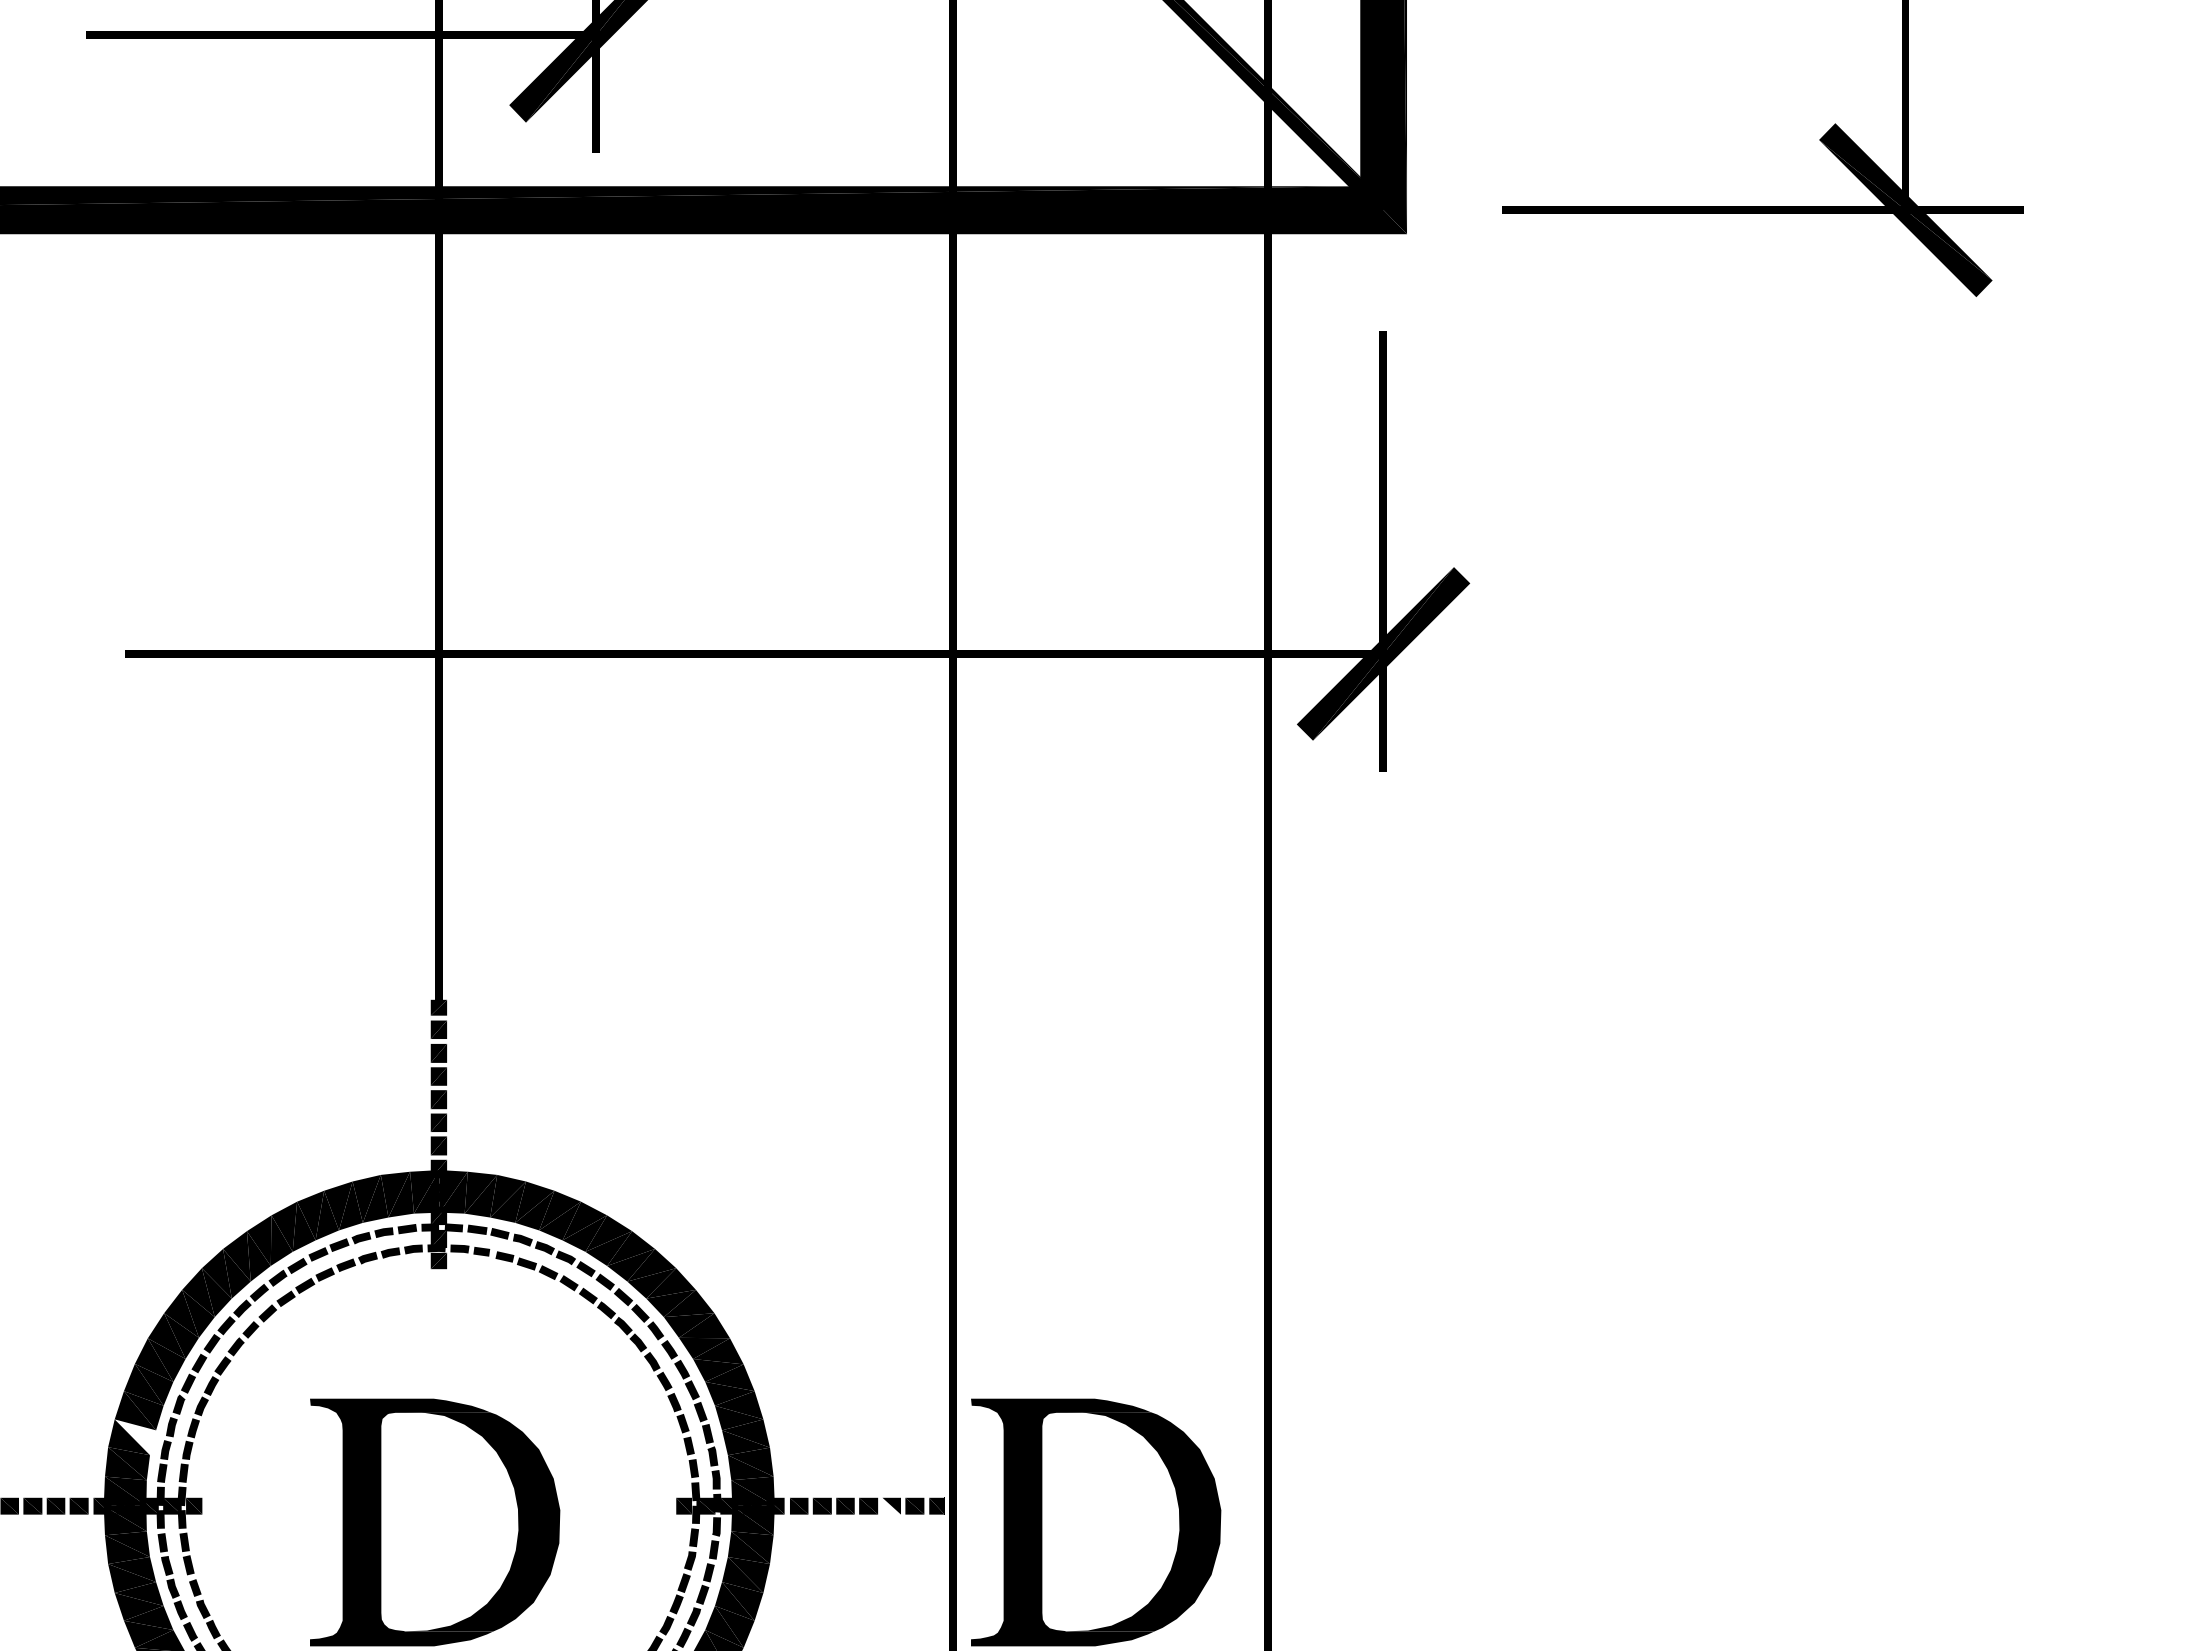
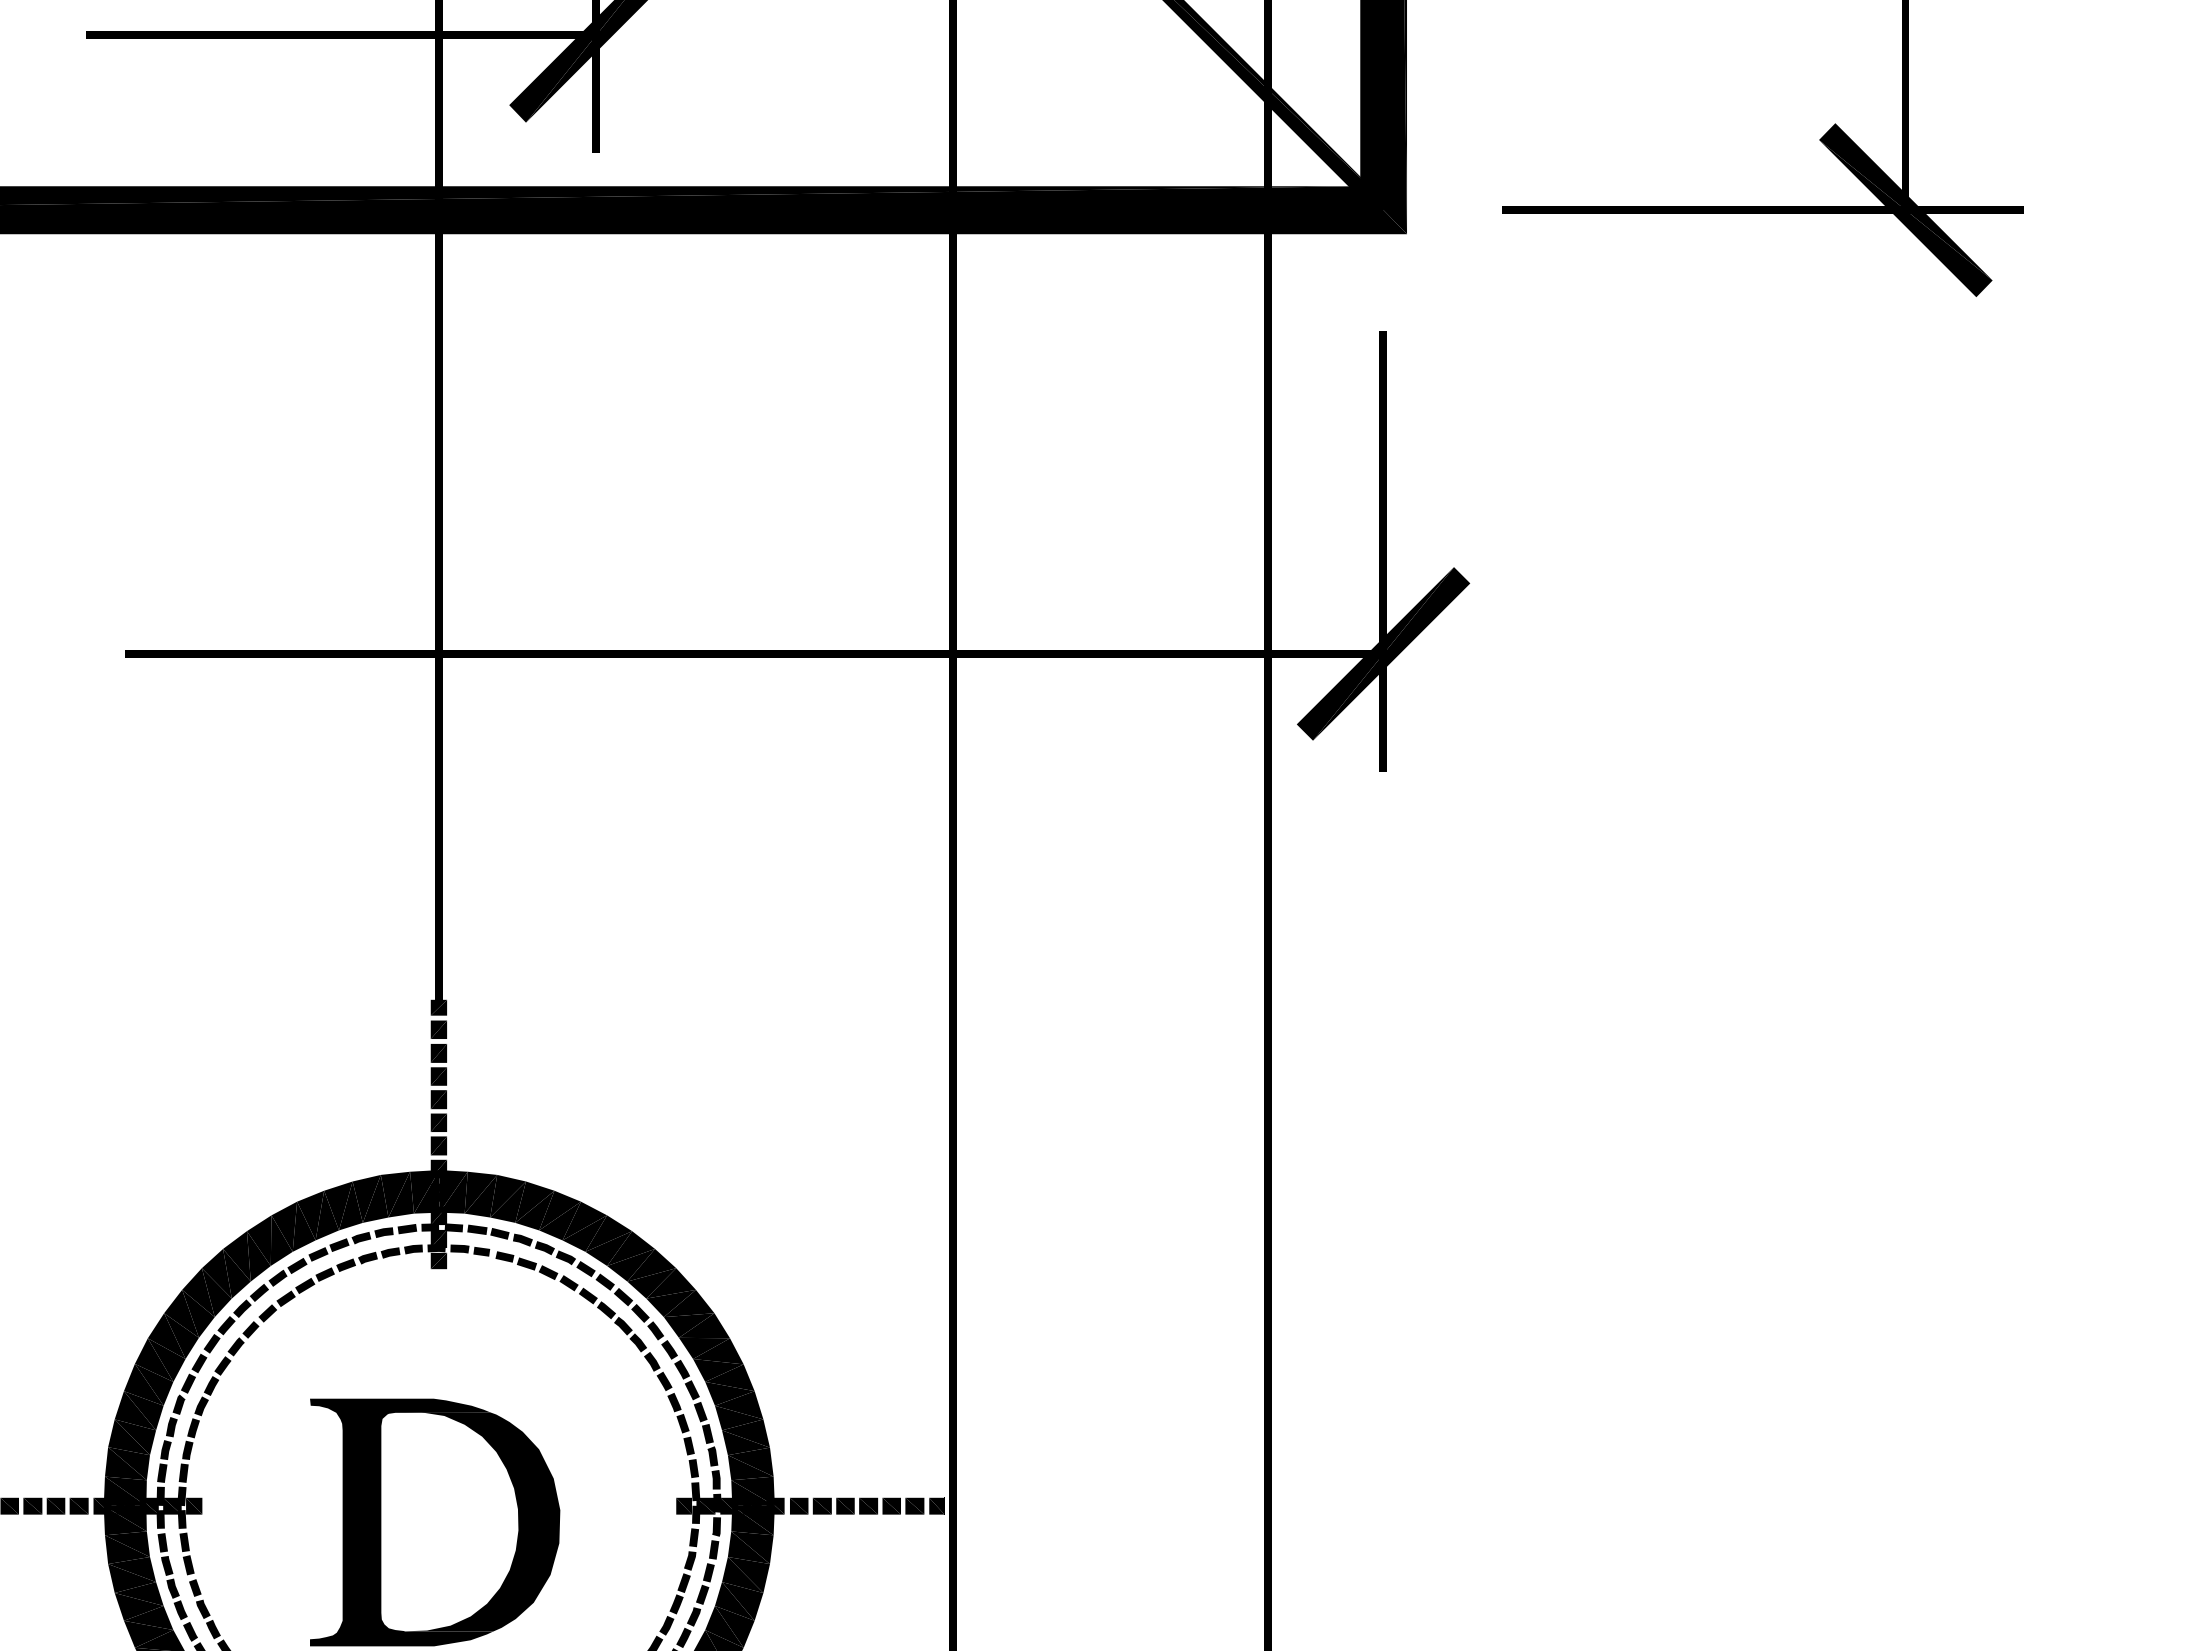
fill: none -> present (135, 1437)
fill: none -> present (891, 1505)
part: present -> none (1096, 1522)
